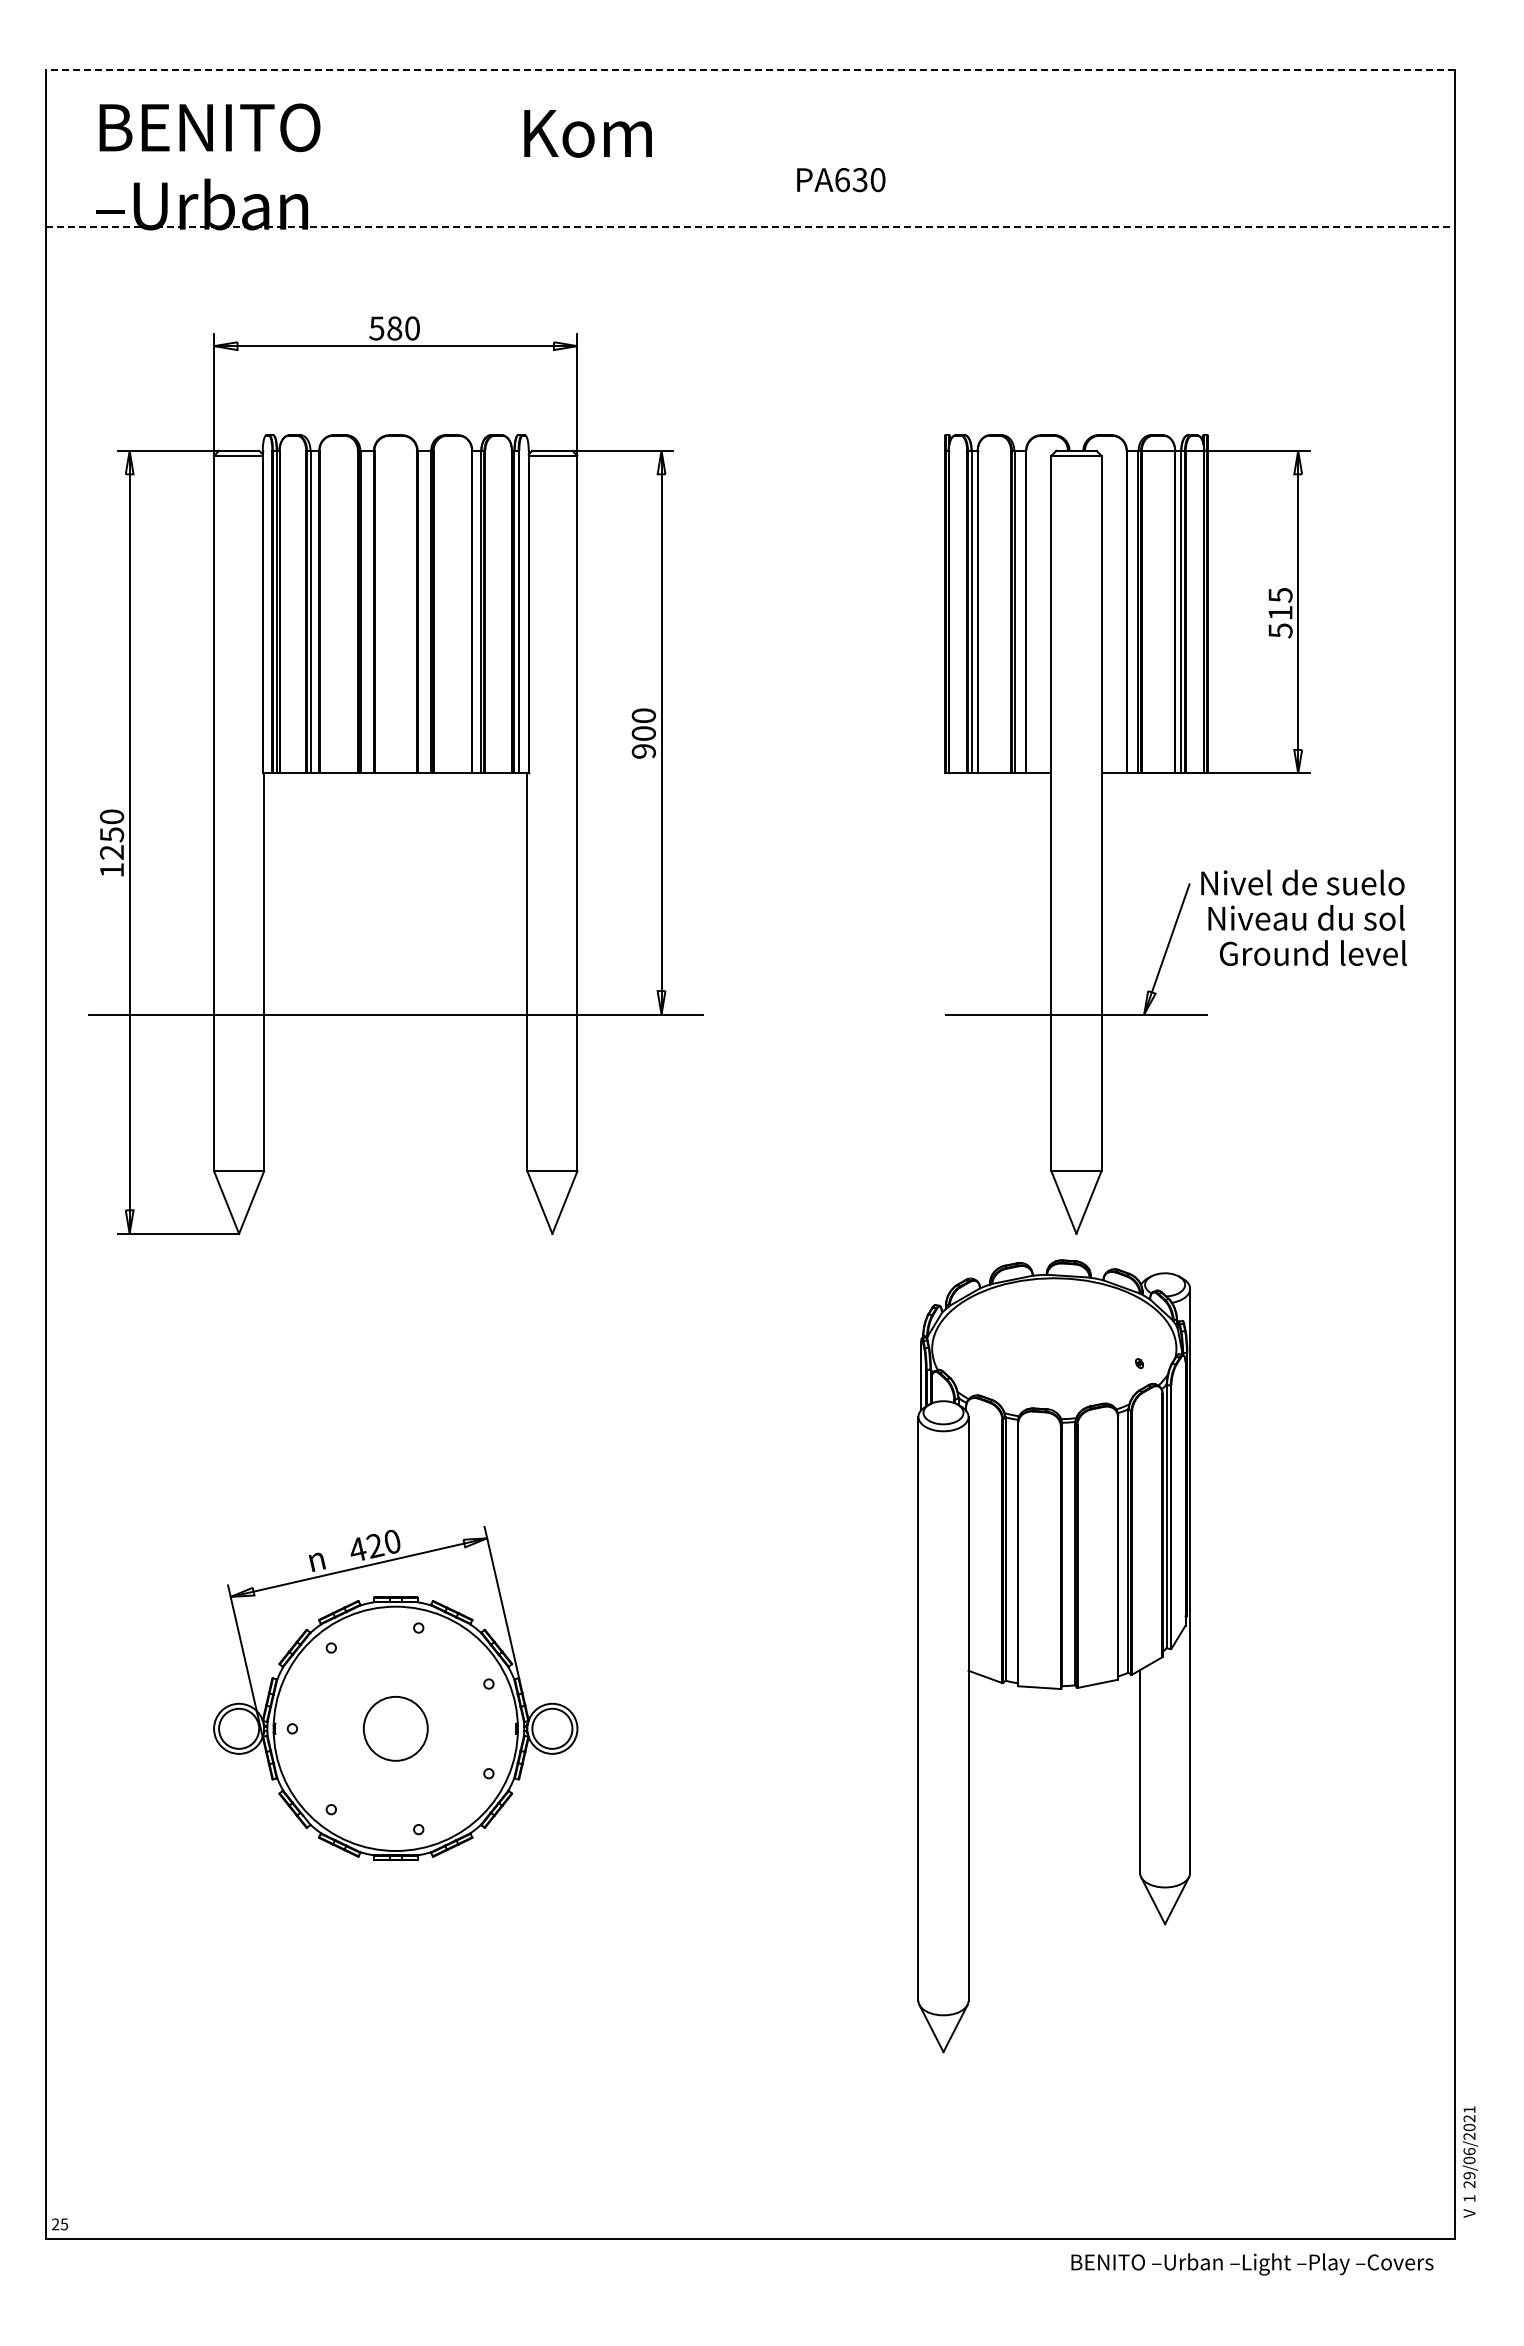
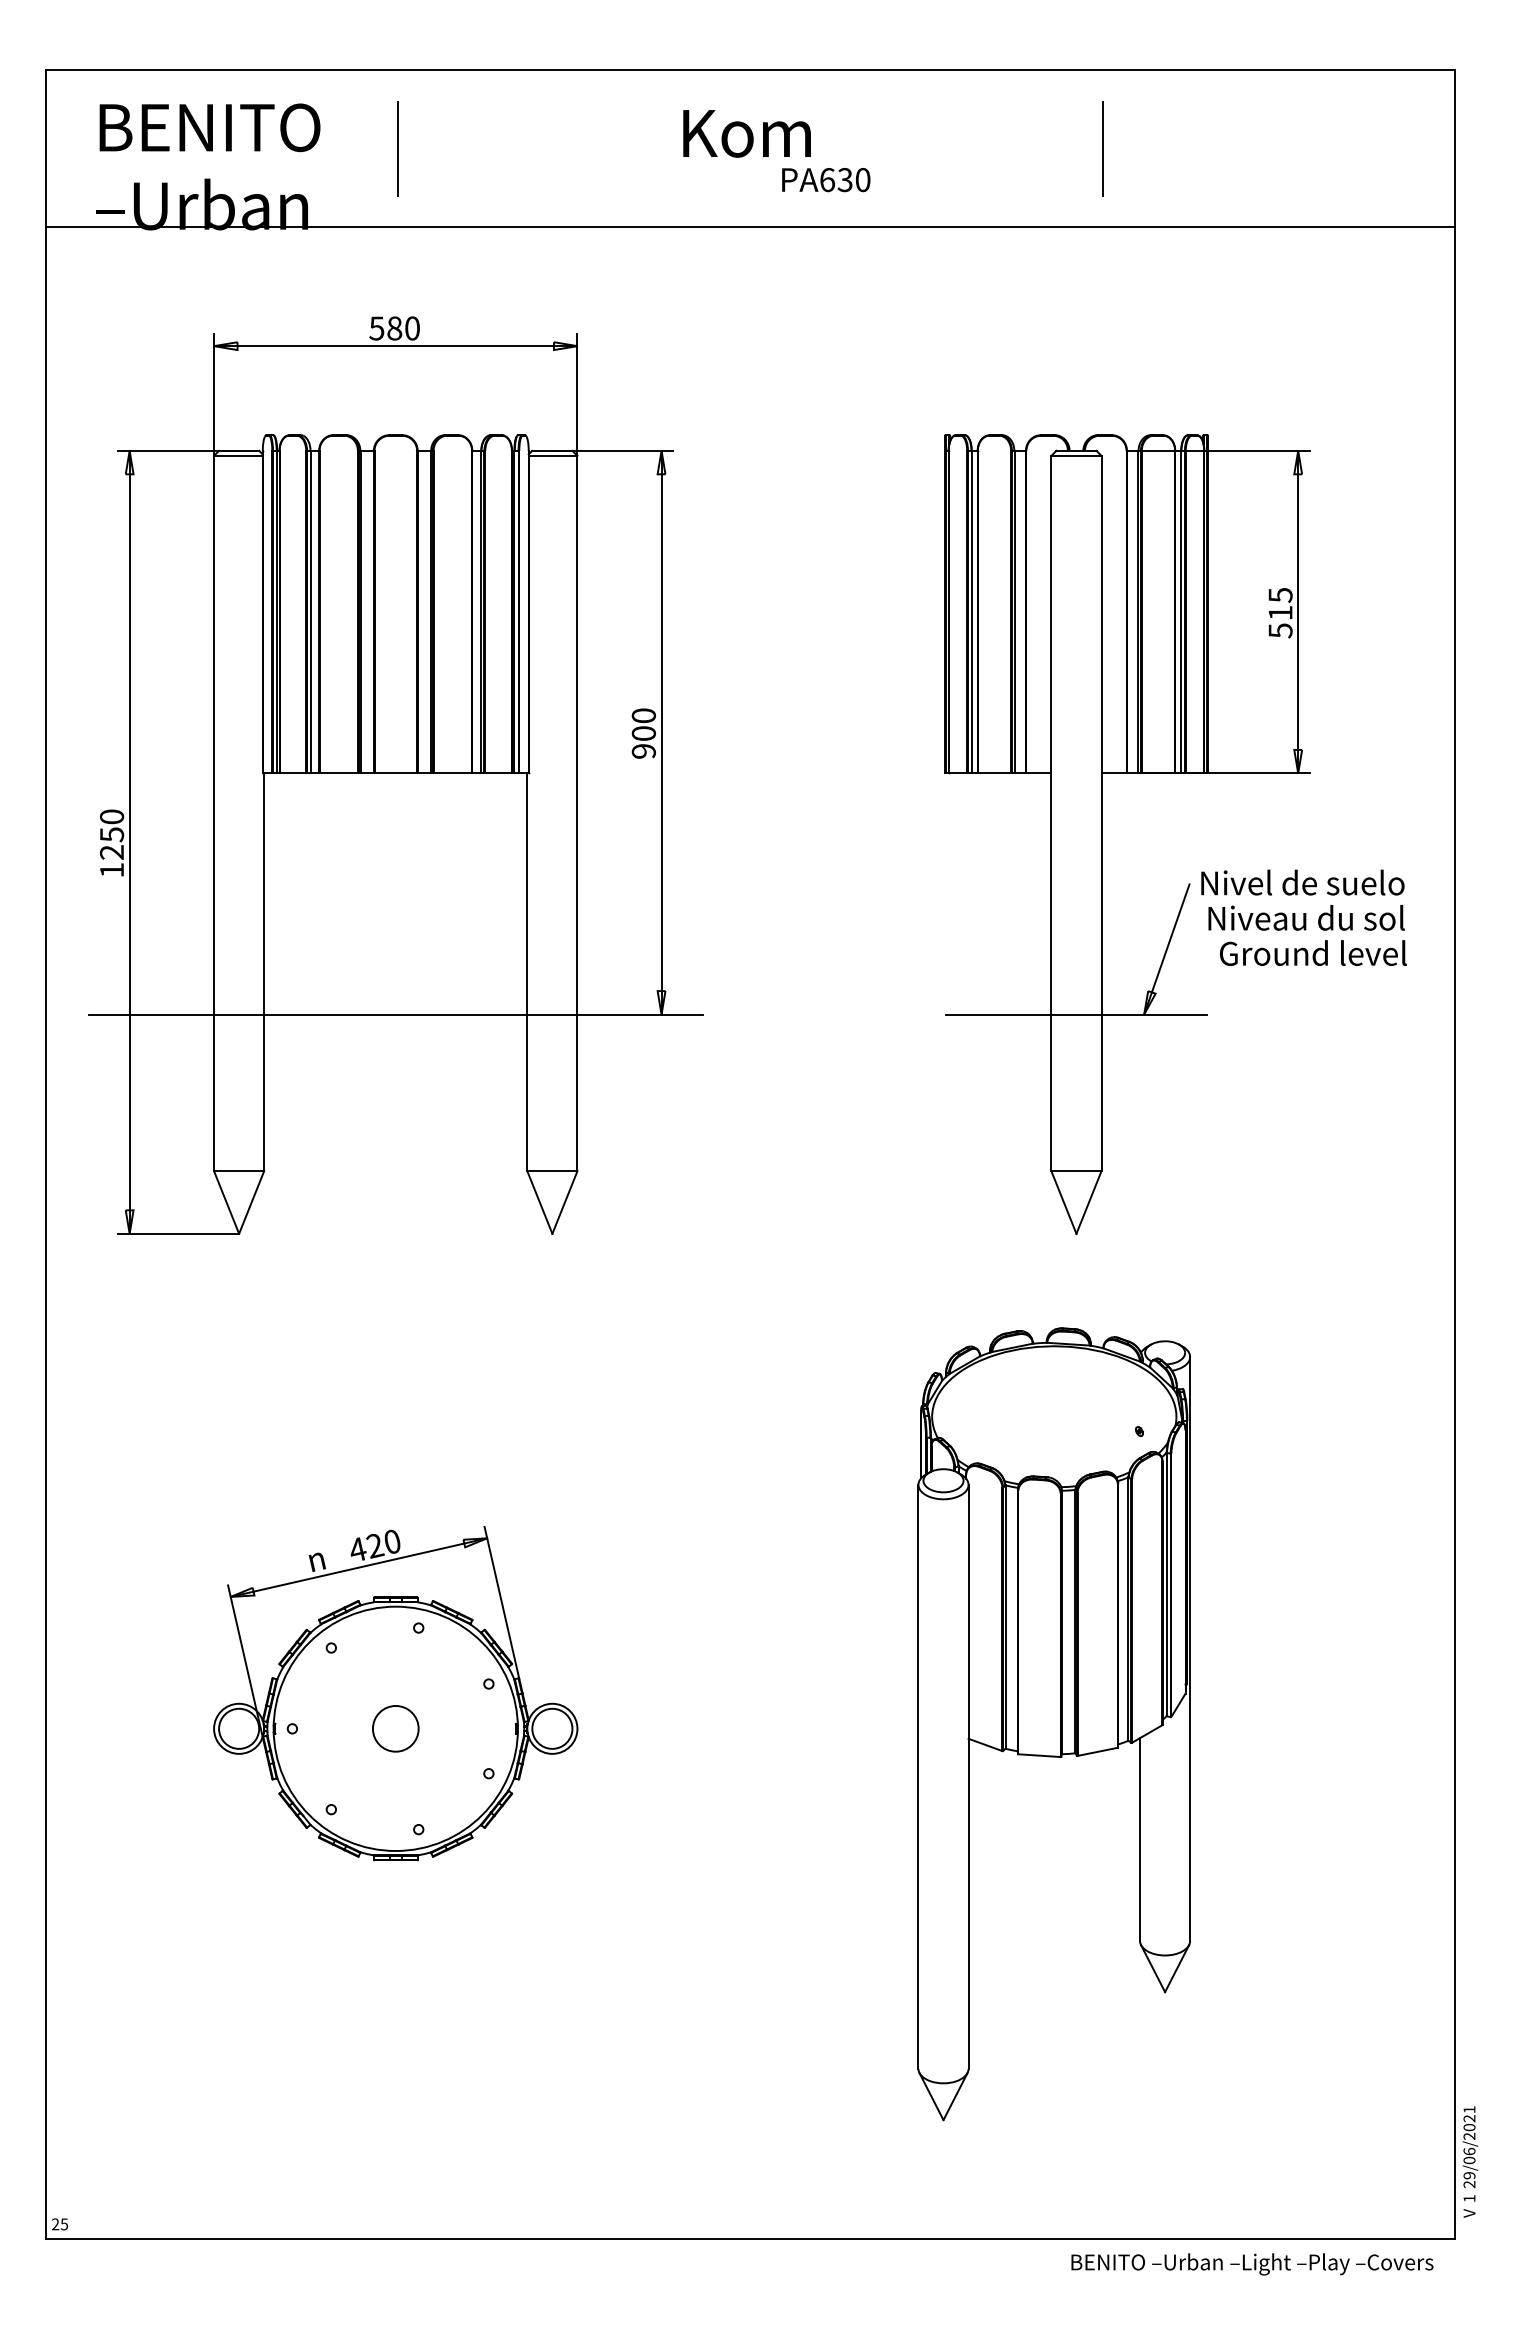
line: dashed -> solid (750, 70)
text position: (587, 133) -> (746, 133) (746, 133)
line: none -> present (398, 148)
line: none -> present (1102, 148)
text position: (841, 180) -> (826, 180) (826, 180)
line: dashed -> solid (750, 226)
part position: (1053, 1656) -> (1053, 1724) (1053, 1724)
circle diameter: 64 px -> 46 px (395, 1728)
